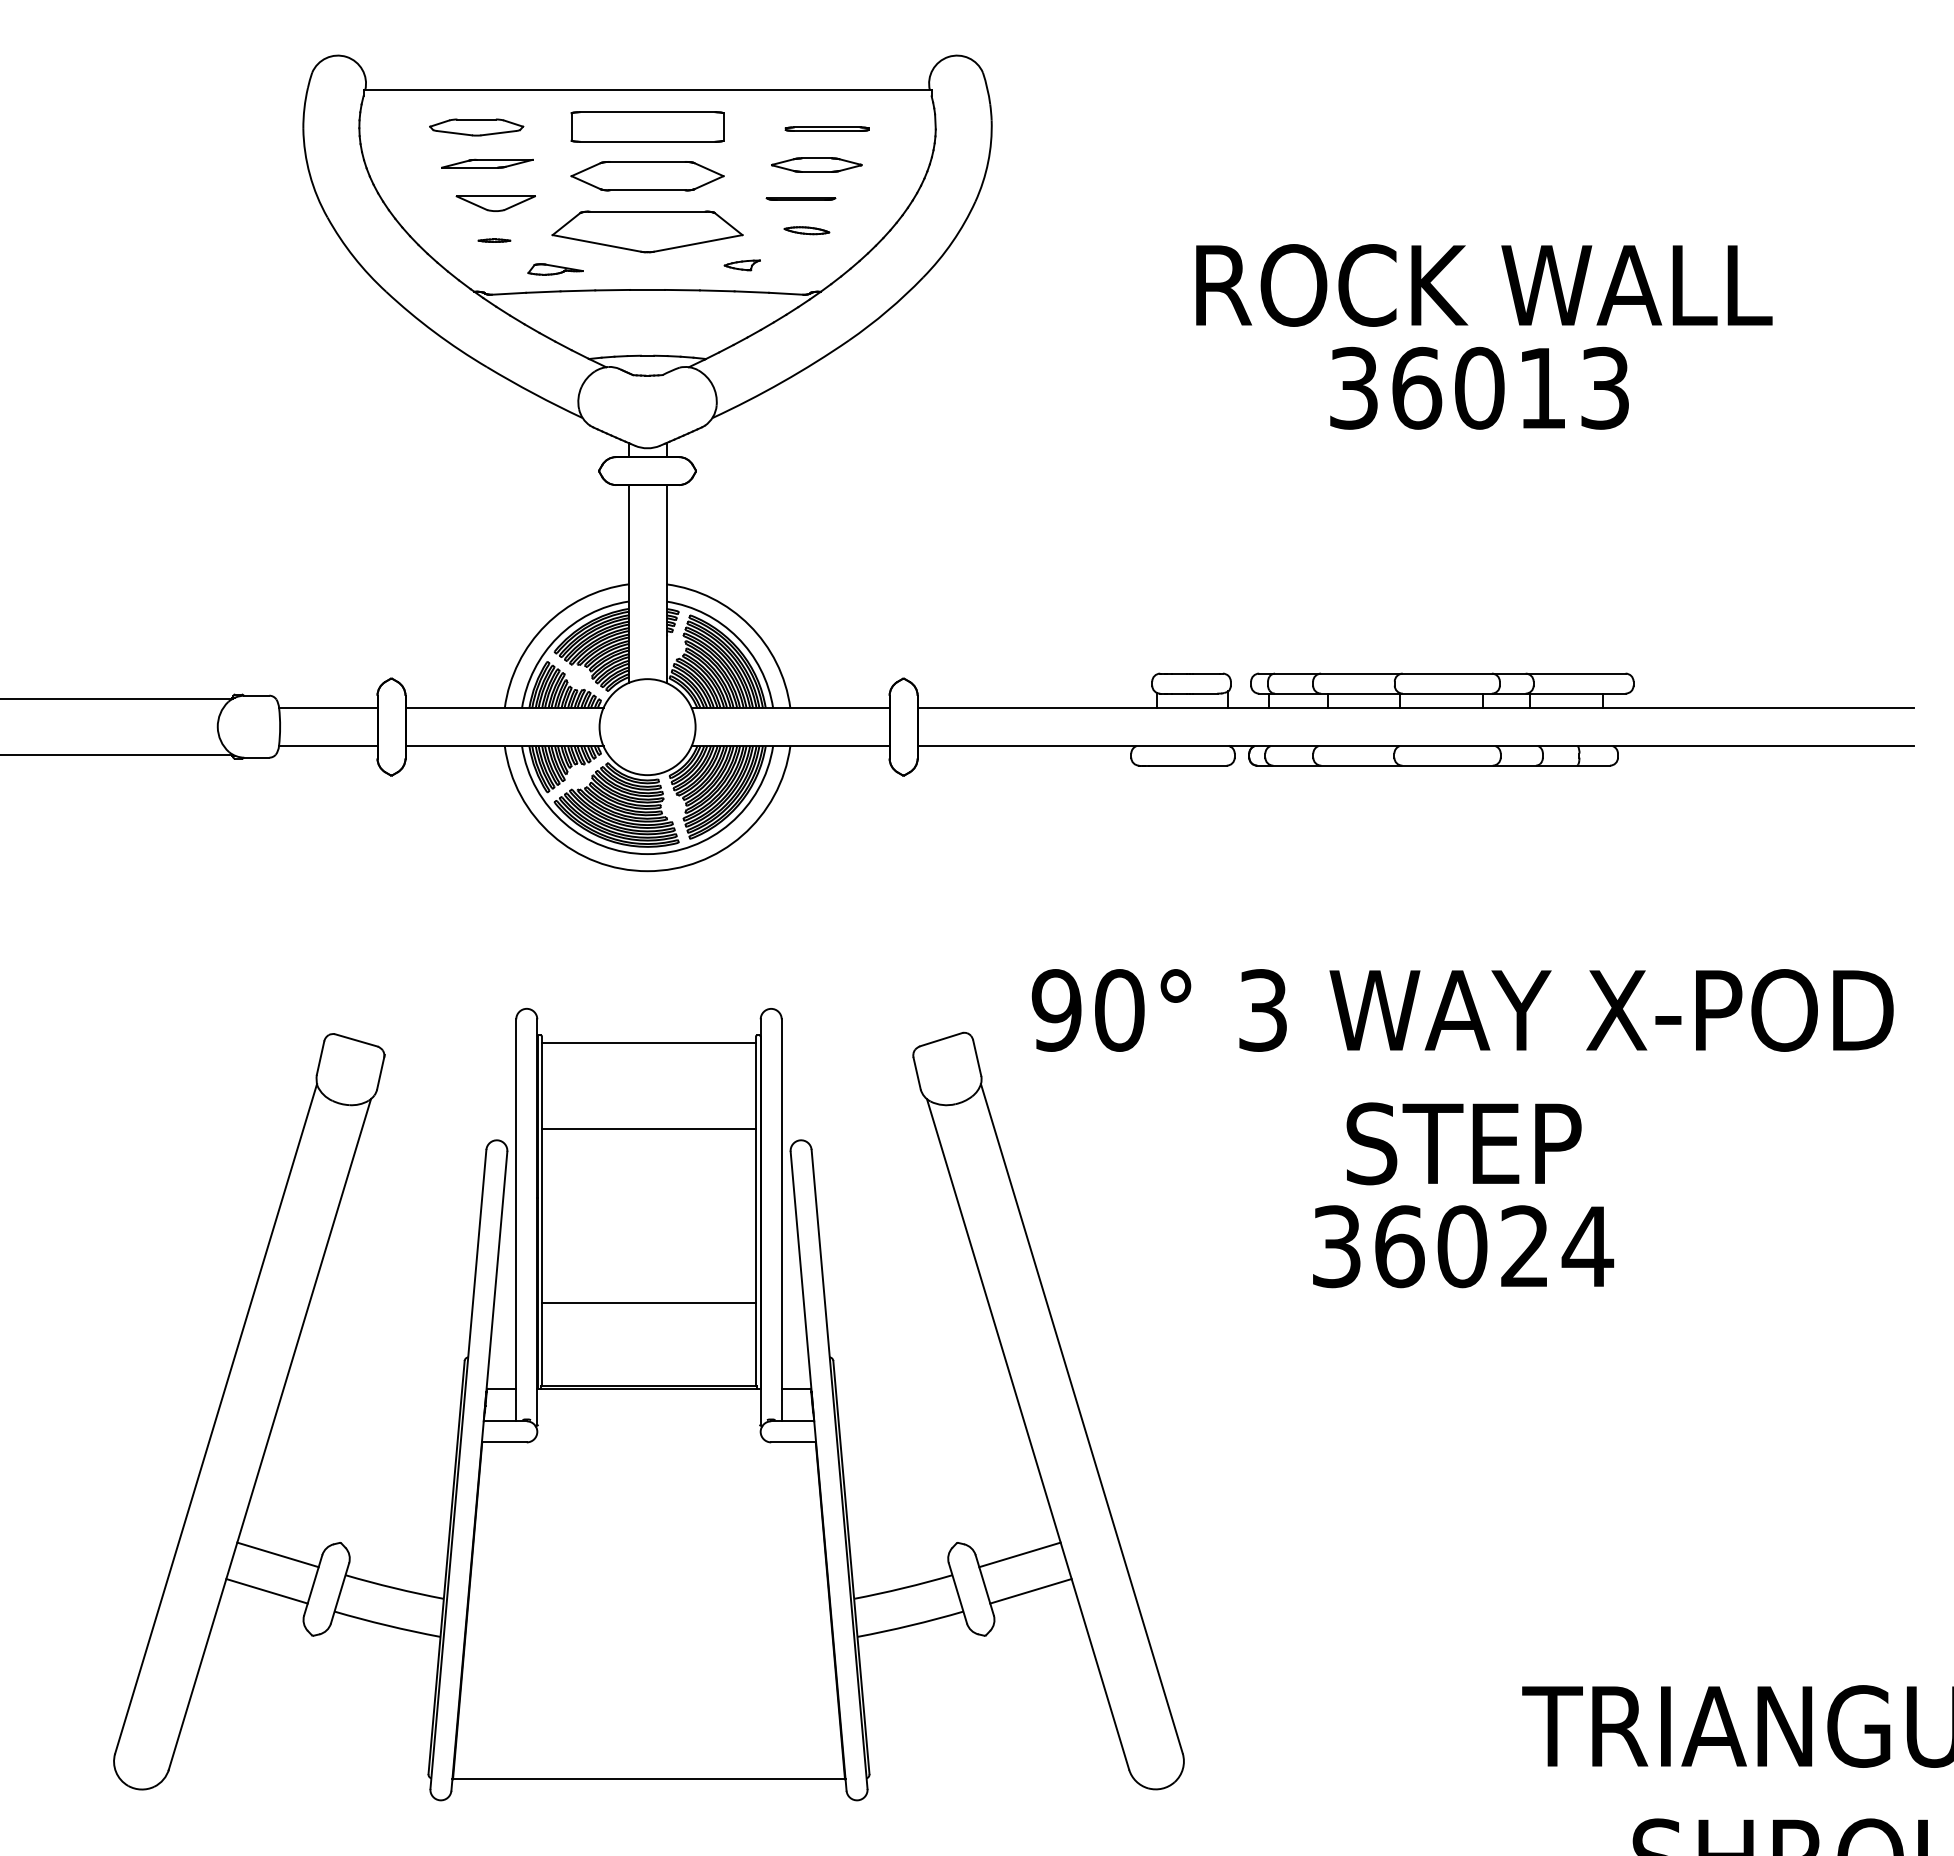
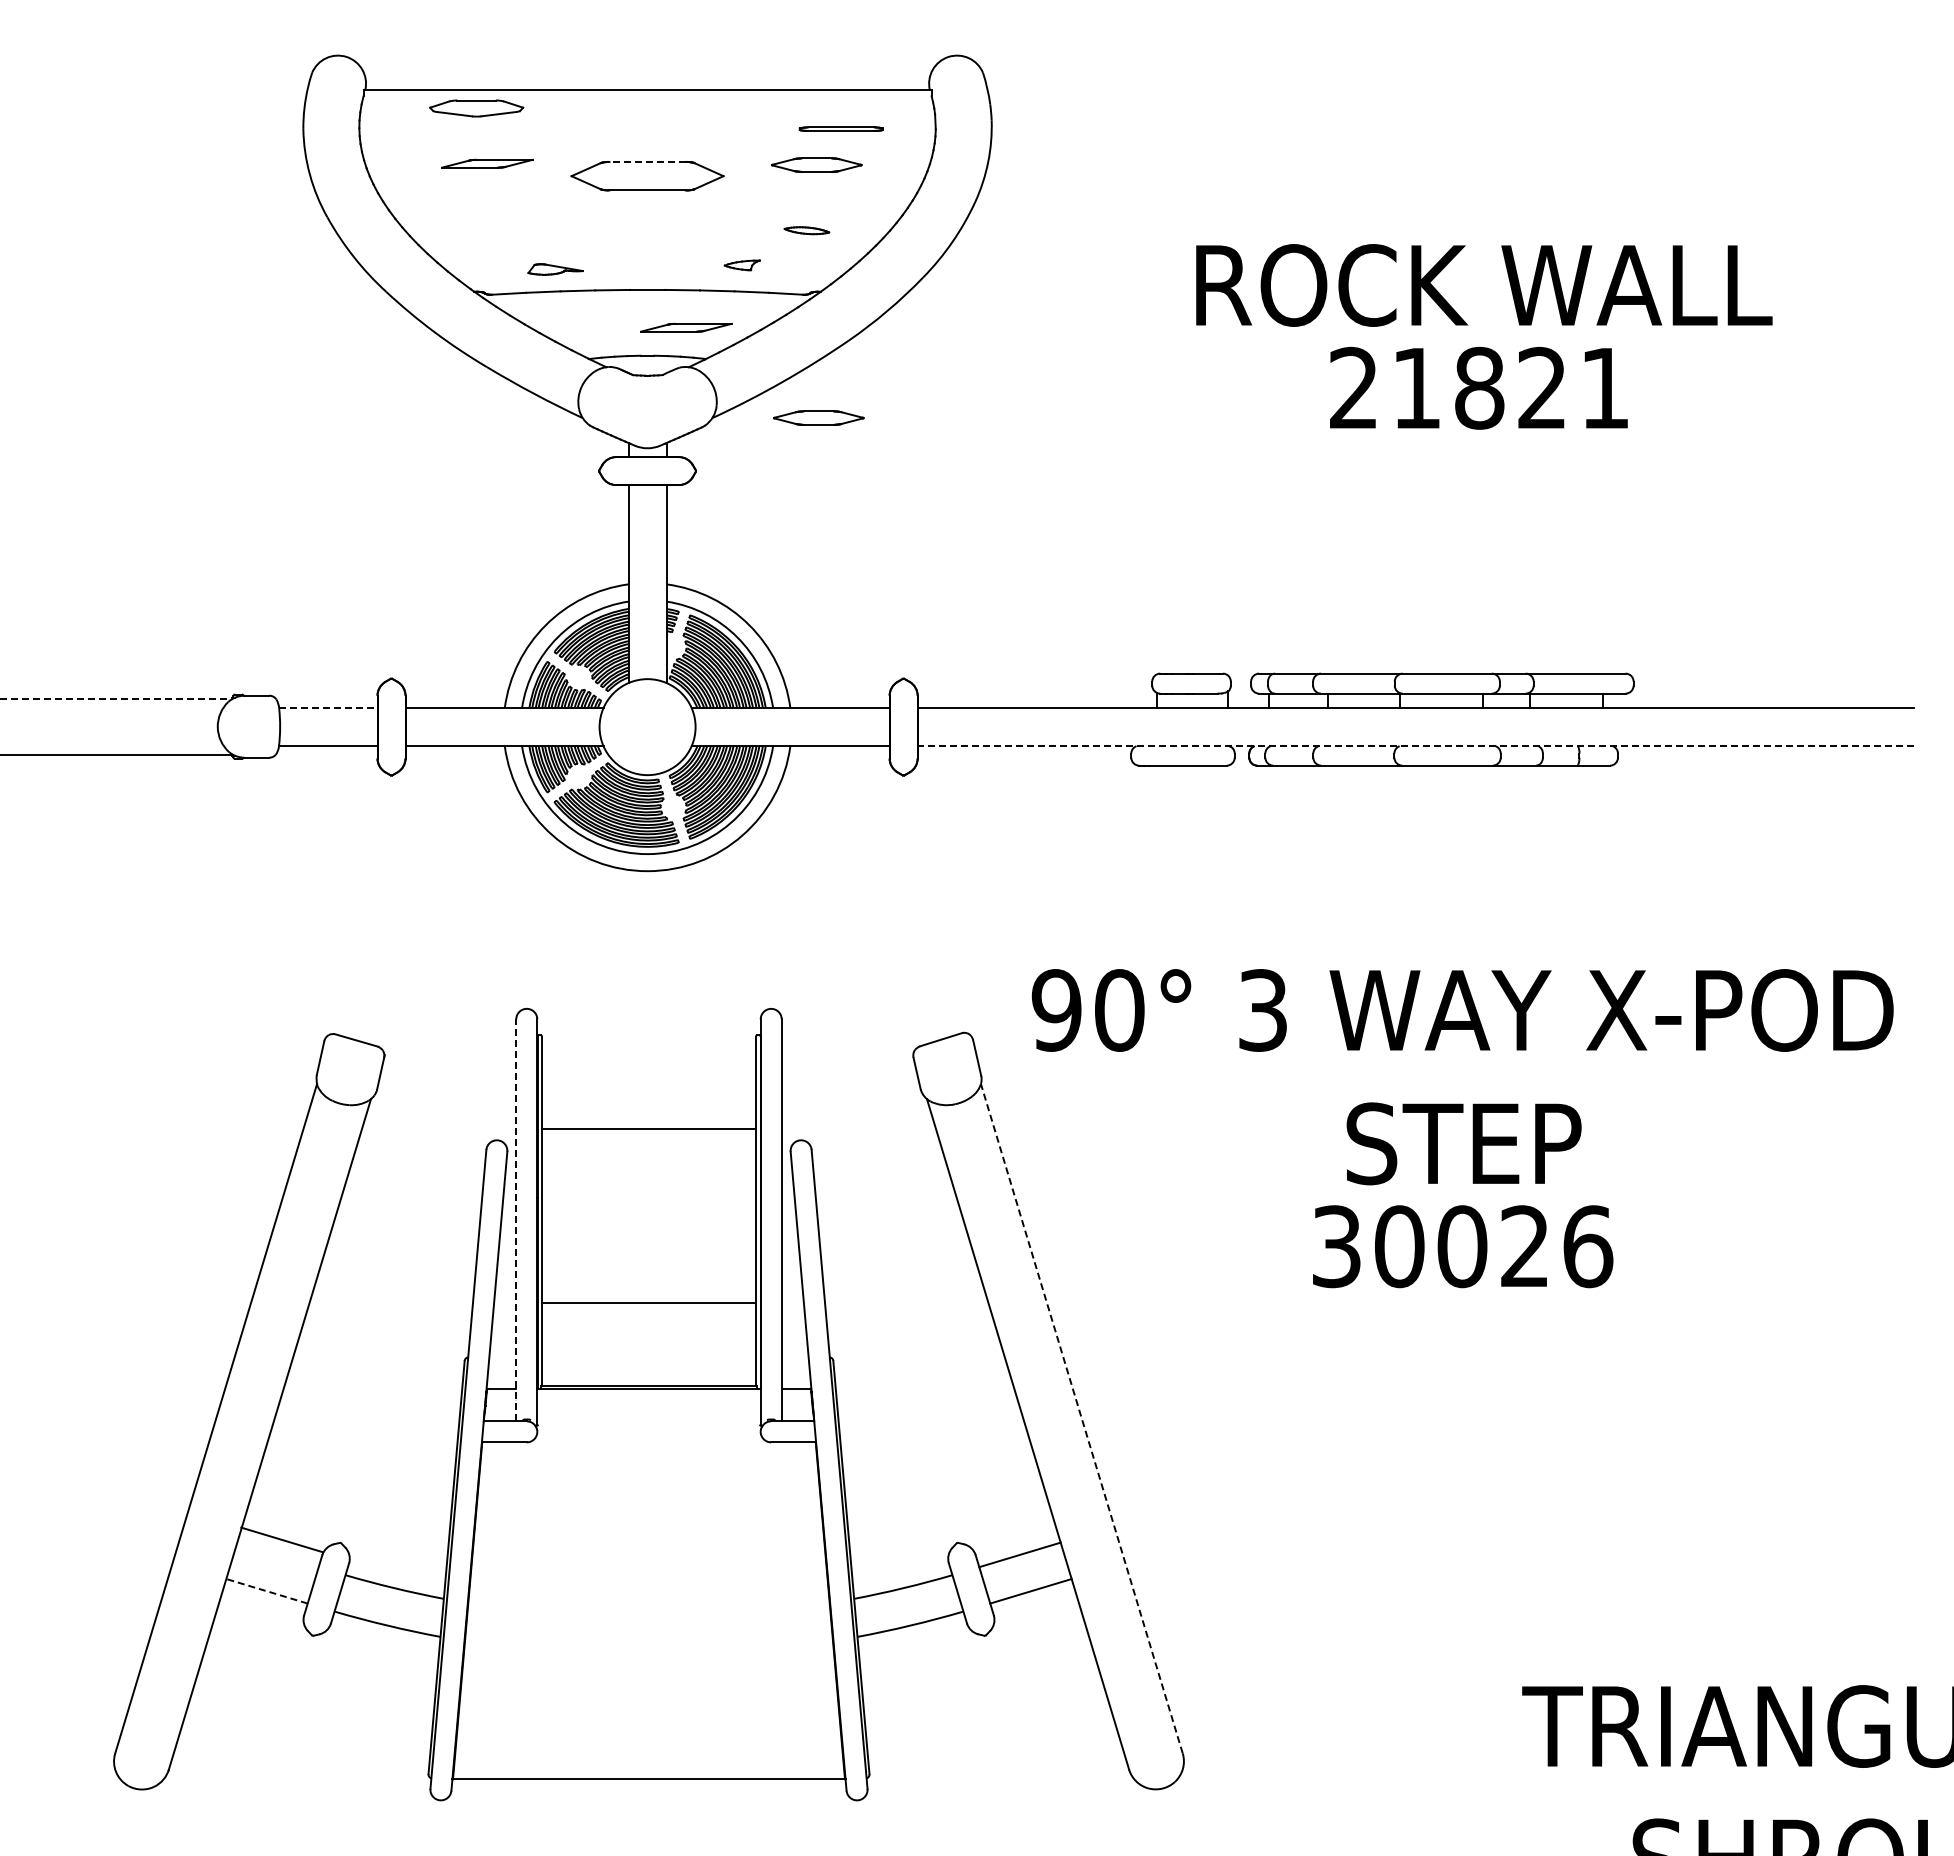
part: present -> none (647, 126)
part position: (476, 127) -> (476, 108) (476, 108)
part position: (826, 128) -> (840, 128) (840, 128)
line: solid -> dashed (647, 161)
line: present -> none (800, 198)
part: present -> none (495, 203)
part: present -> none (647, 231)
line: present -> none (494, 239)
part: none -> present (686, 327)
text: 36013 -> 21821 (1479, 387)
part: none -> present (818, 417)
line: solid -> dashed (116, 698)
line: solid -> dashed (328, 708)
line: solid -> dashed (1415, 746)
line: present -> none (648, 1042)
line: solid -> dashed (516, 1219)
text: 36024 -> 30026 (1494, 1246)
line: solid -> dashed (1081, 1418)
line position: (277, 1554) -> (281, 1539) (281, 1539)
line: solid -> dashed (267, 1591)
